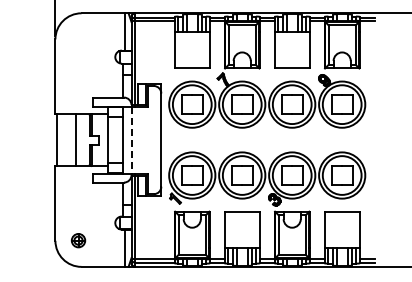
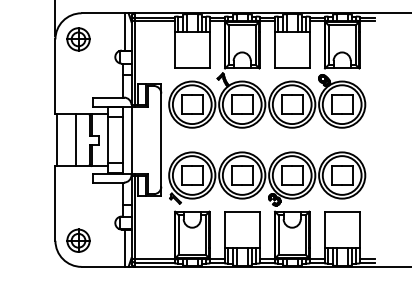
part: none -> present (78, 39)
line: dashed -> solid (131, 140)
part size: 17x16 px -> 25x25 px (78, 240)
